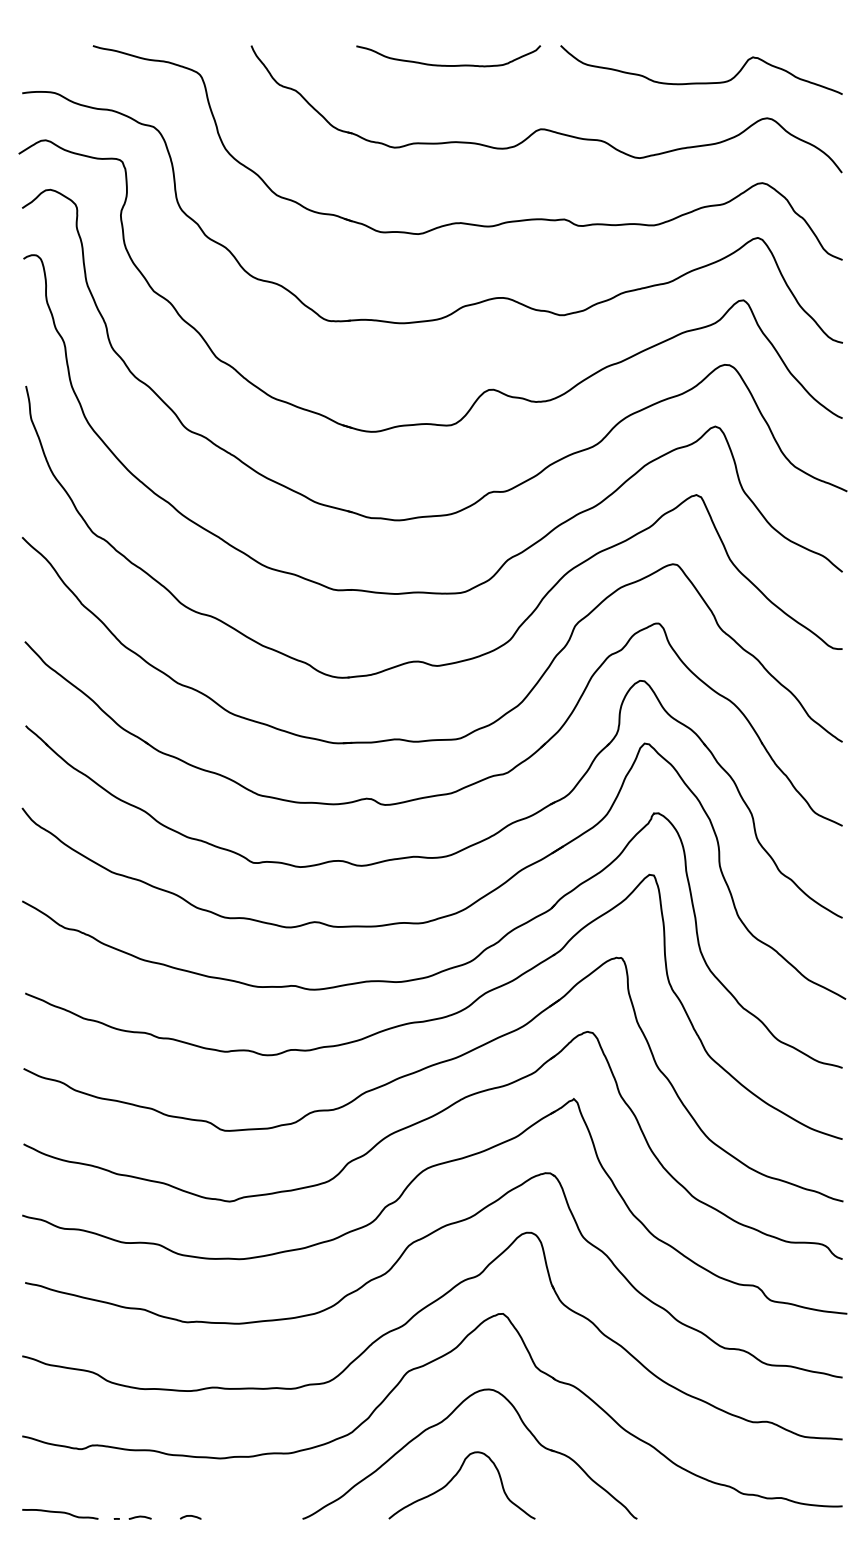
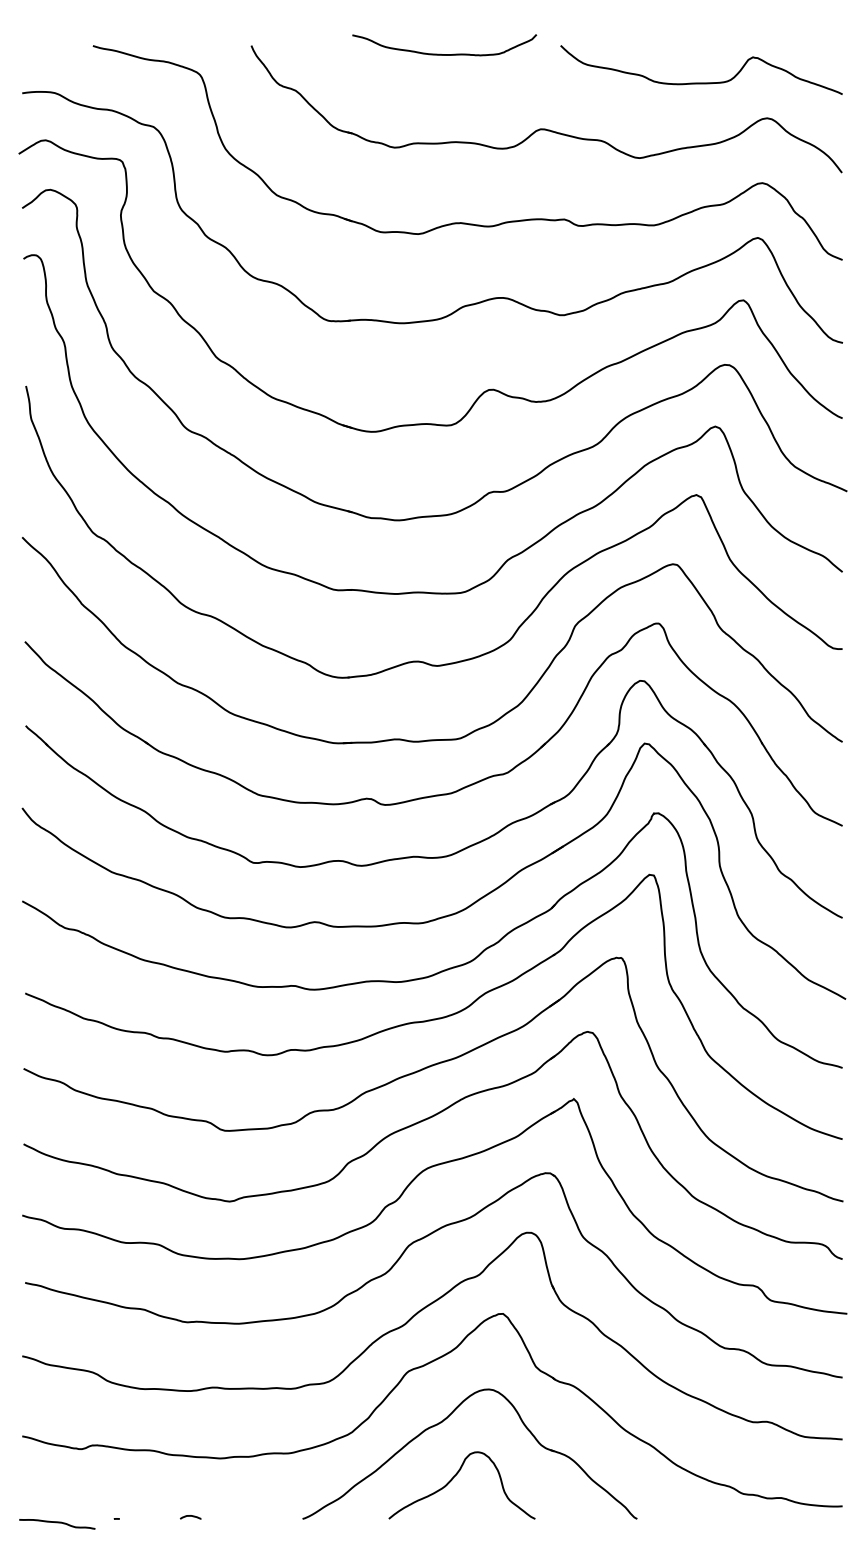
curve position: (444, 64) -> (440, 53) (440, 53)
curve position: (60, 1513) -> (57, 1523) (57, 1523)
curve: present -> none (139, 1517)
